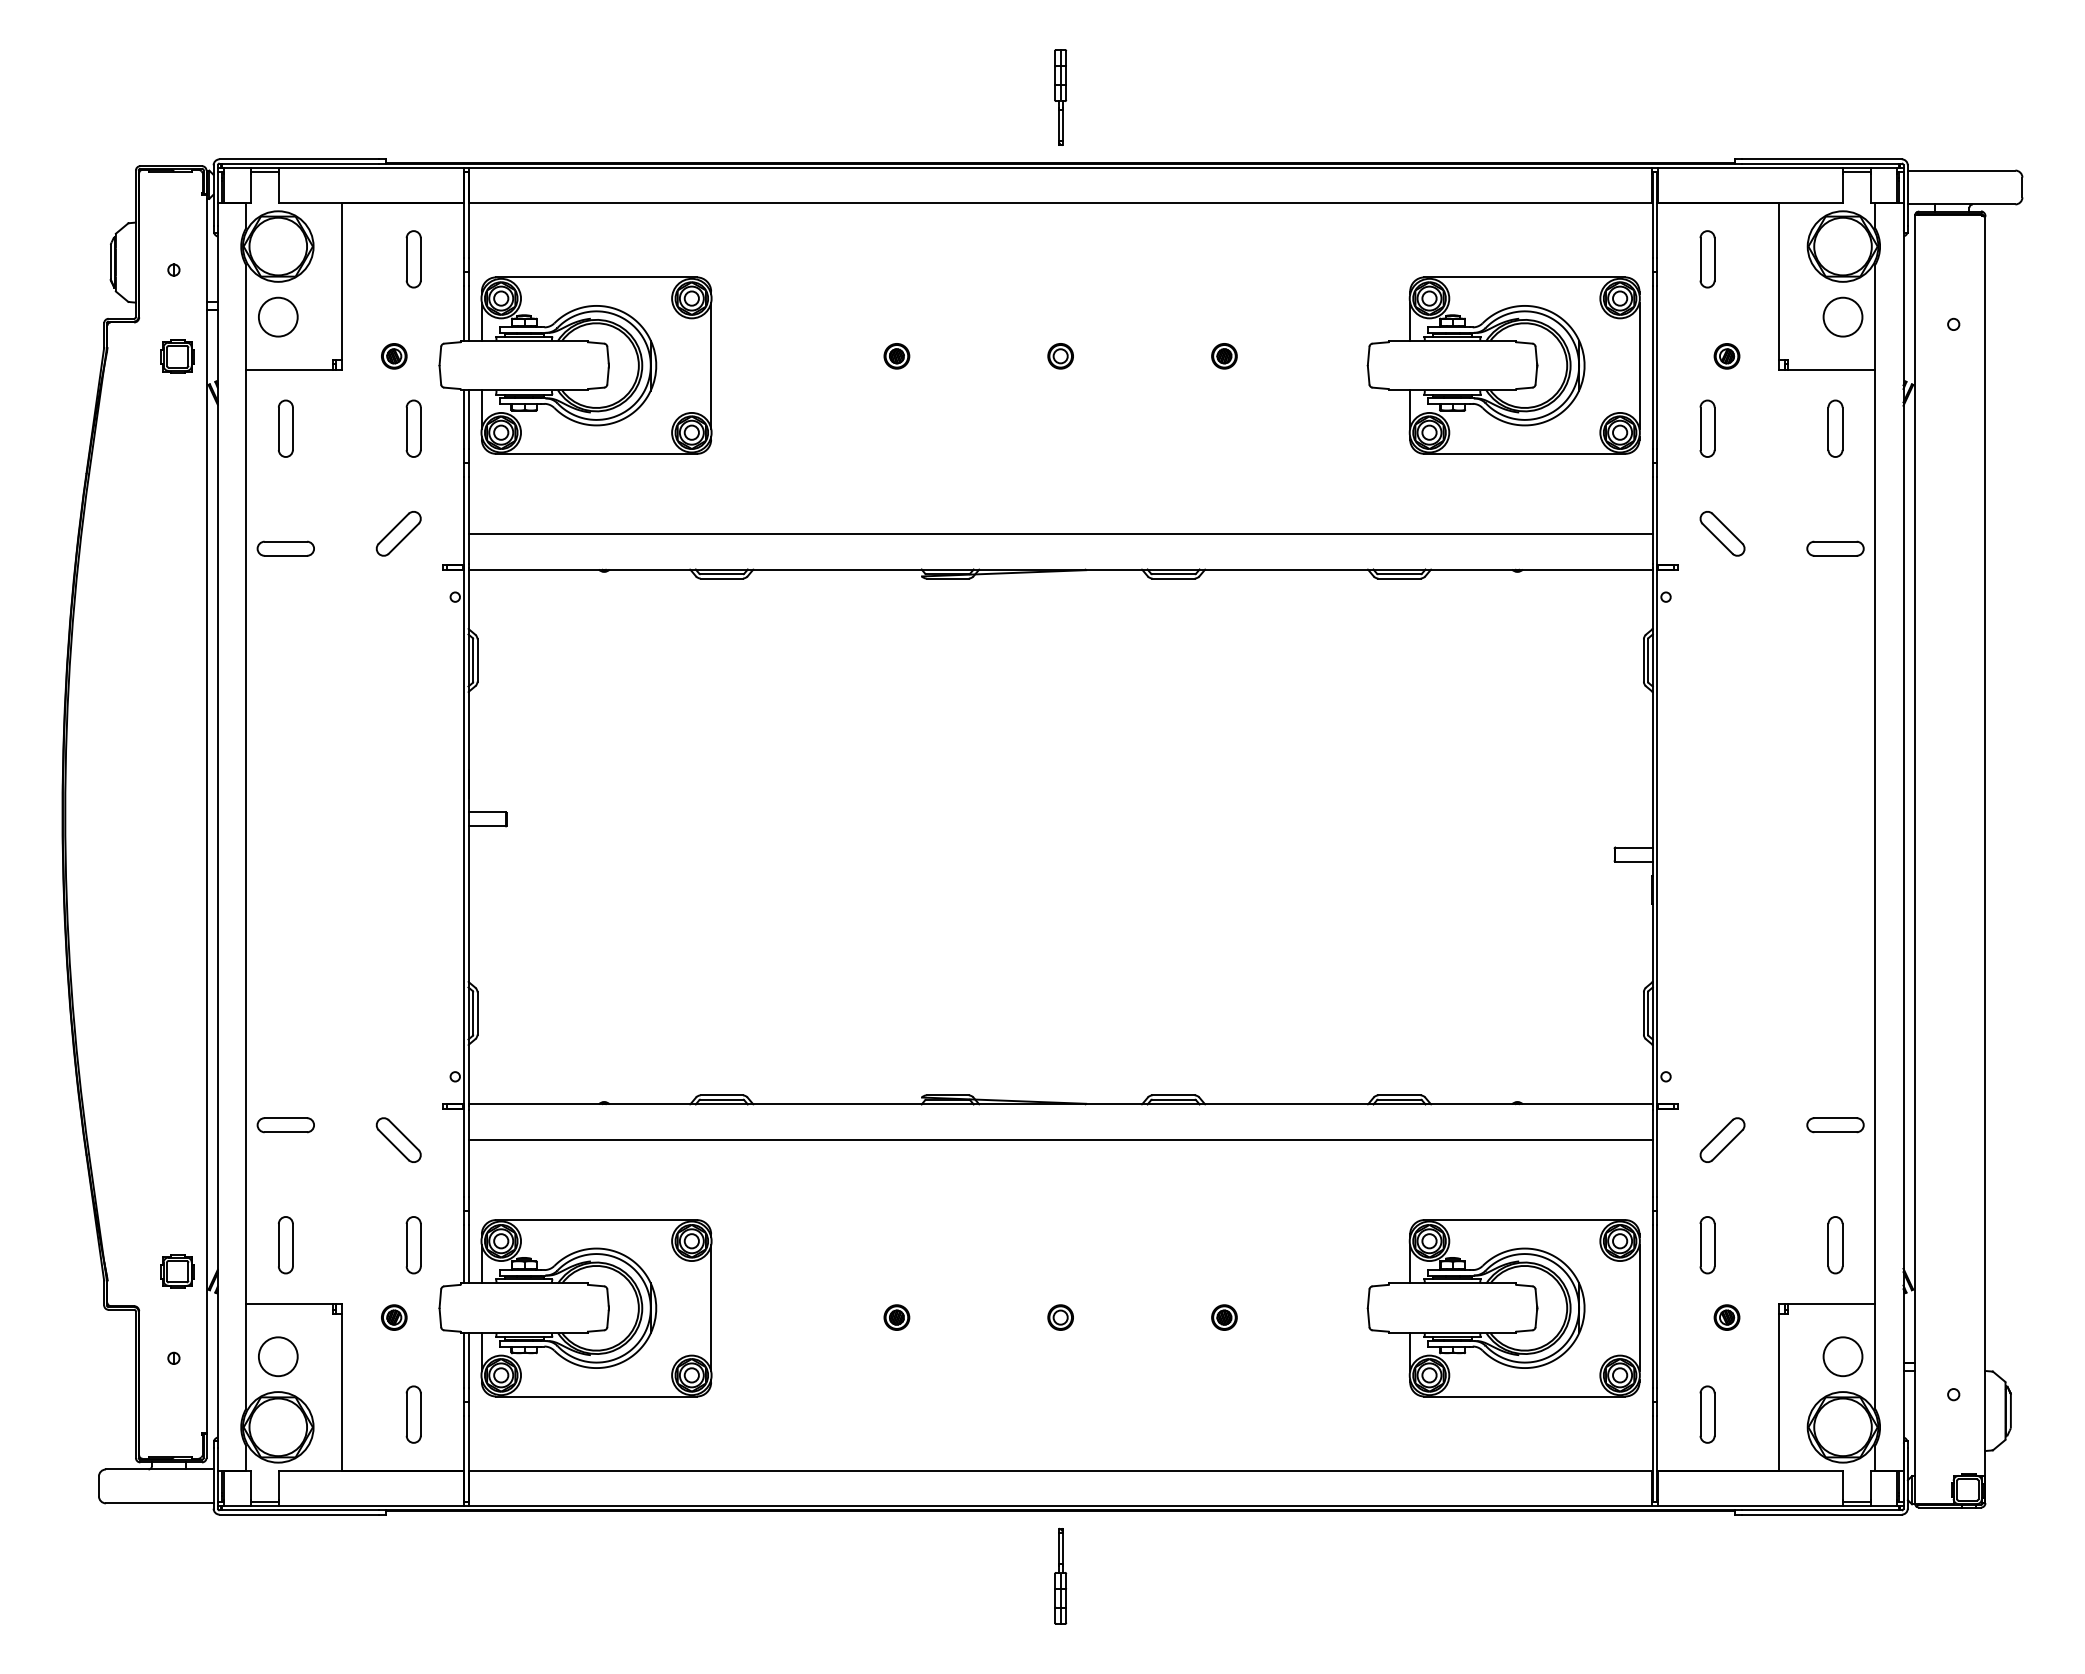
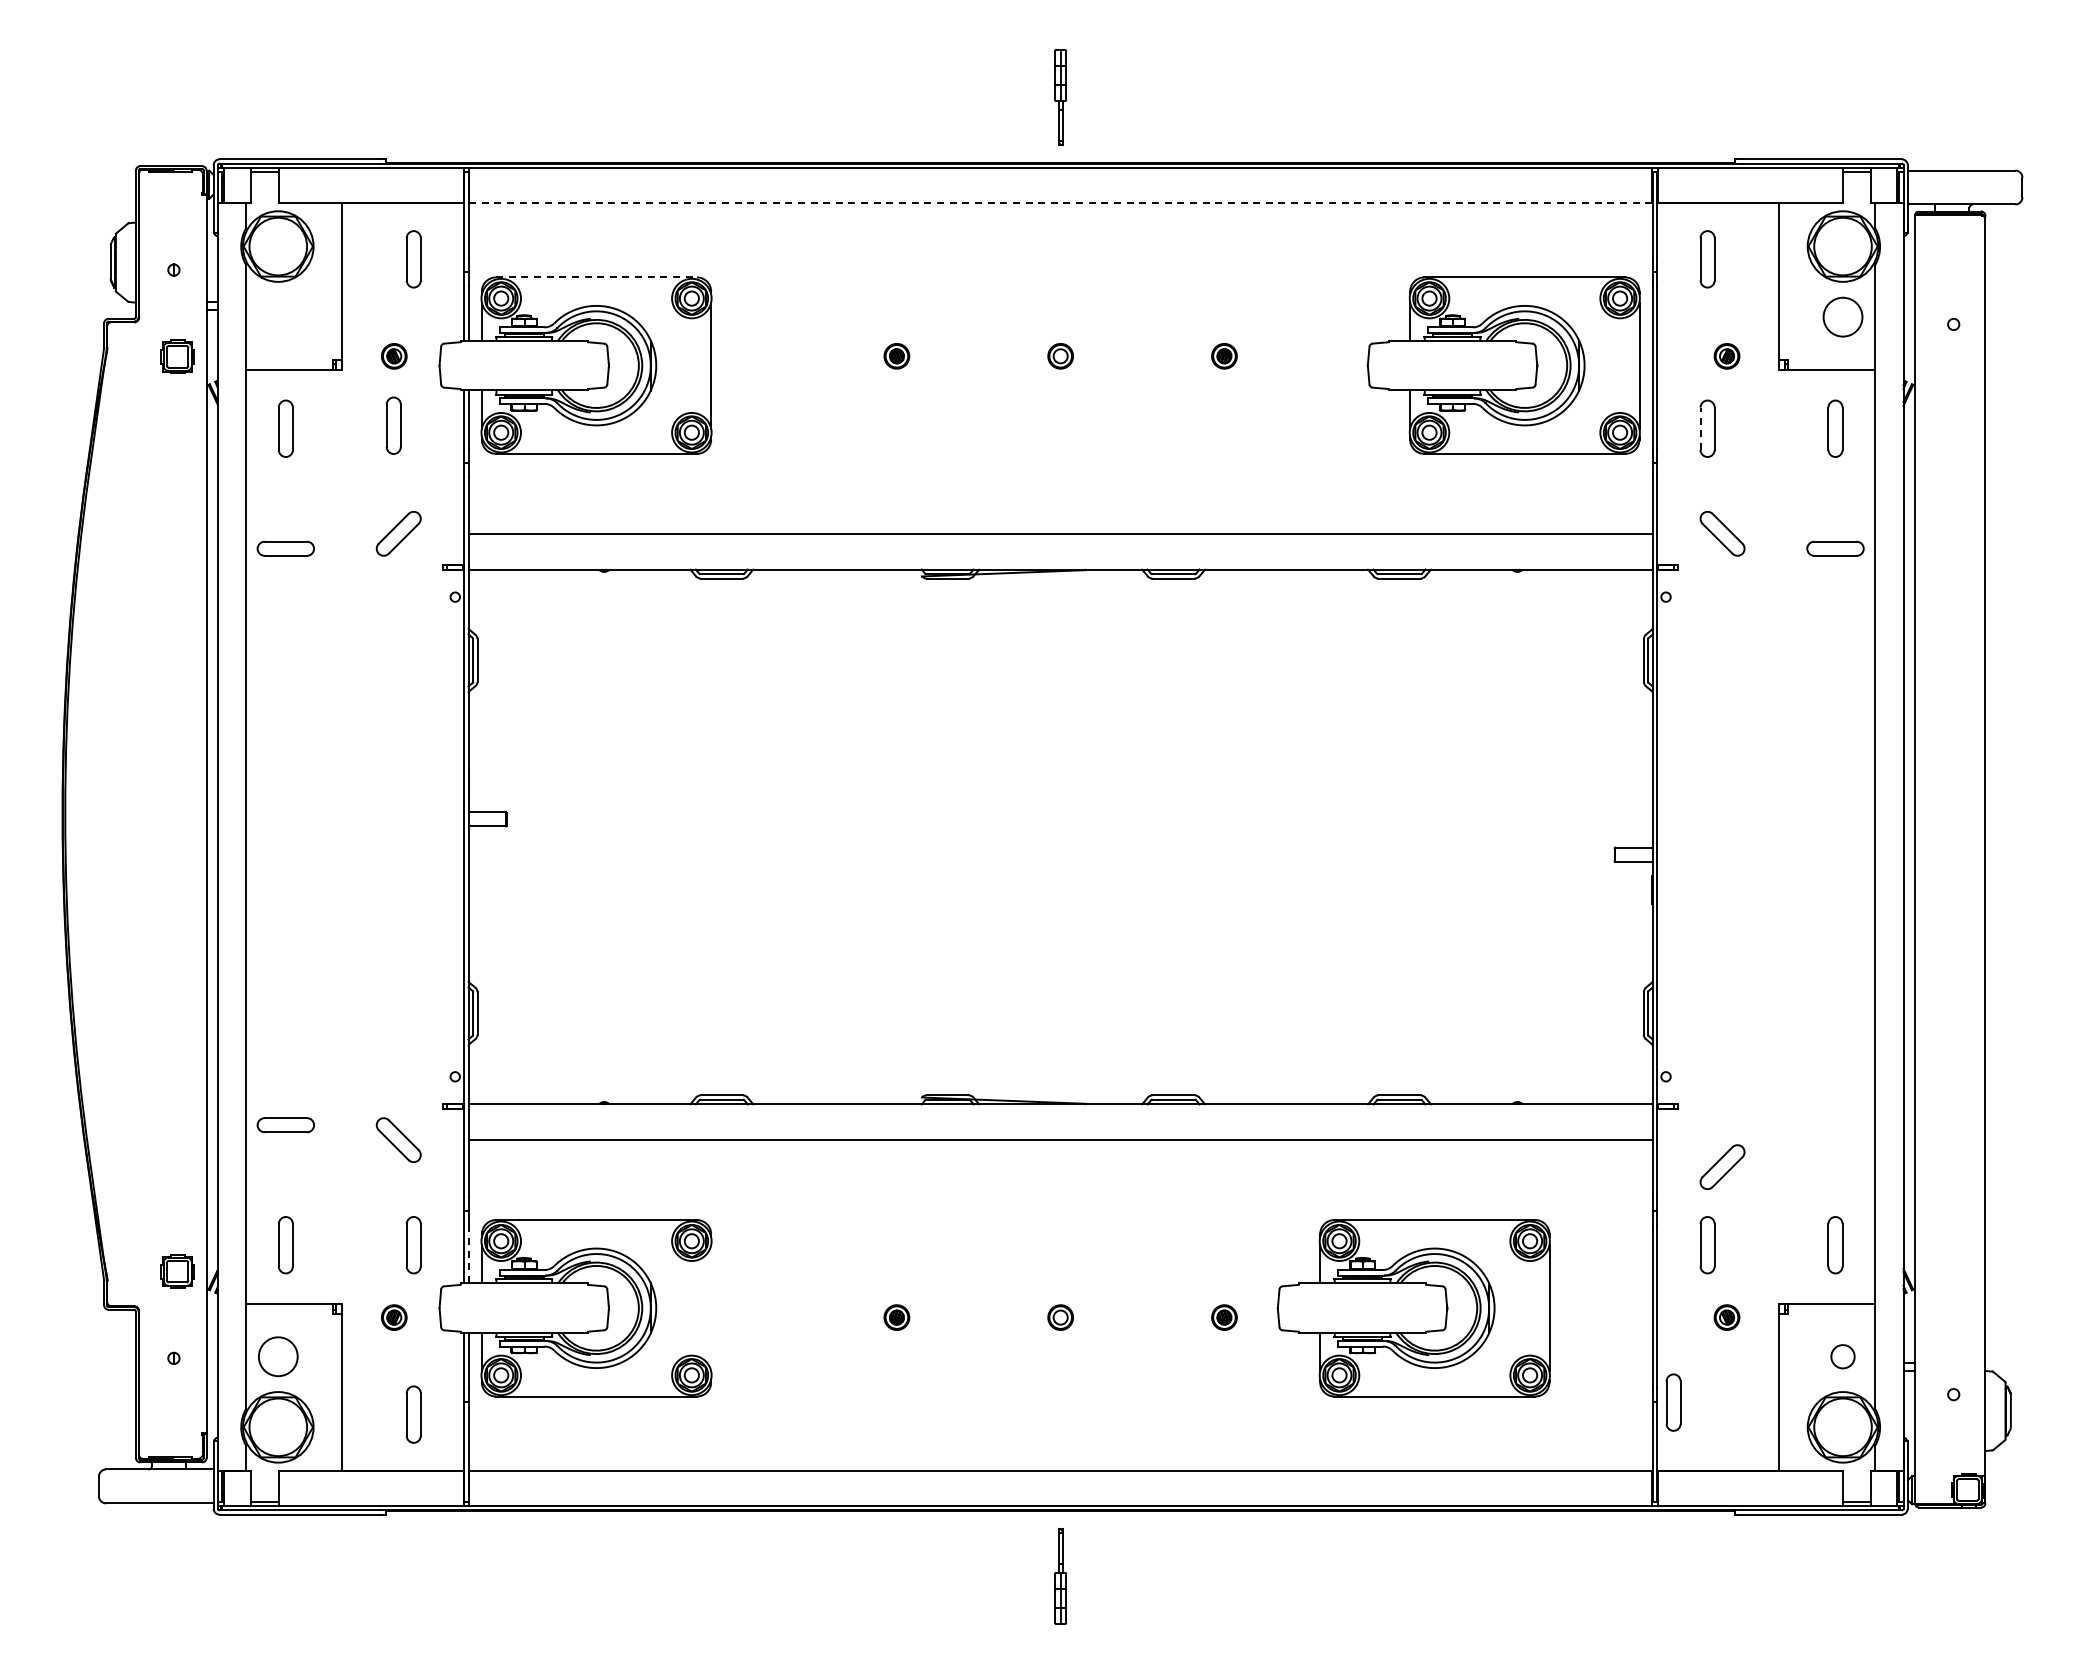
line: solid -> dashed (1060, 203)
line: solid -> dashed (596, 277)
circle: present -> none (278, 316)
part position: (413, 428) -> (393, 425) (393, 425)
line: solid -> dashed (1700, 428)
part: present -> none (1835, 1125)
part position: (1722, 1139) -> (1722, 1166) (1722, 1166)
line: solid -> dashed (468, 1254)
line: present -> none (711, 1308)
part position: (1503, 1308) -> (1413, 1308) (1413, 1308)
circle diameter: 39 px -> 23 px (1842, 1356)
part position: (1707, 1414) -> (1673, 1402) (1673, 1402)
